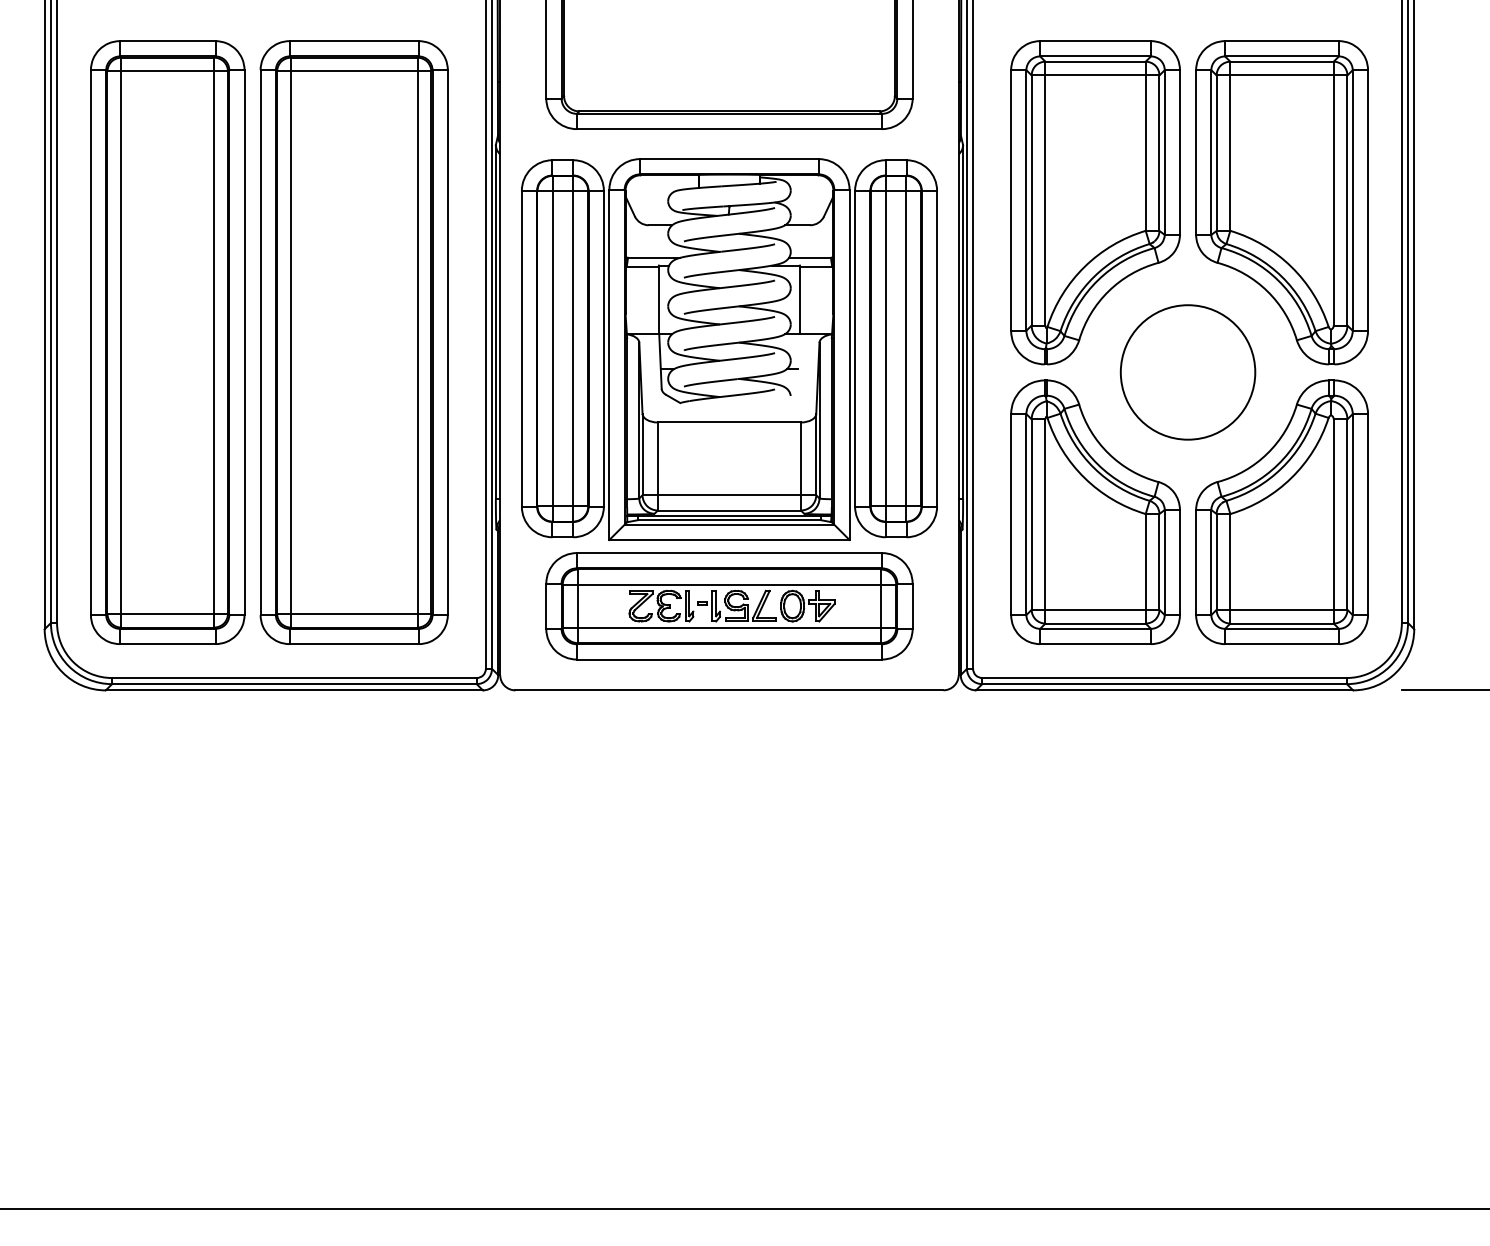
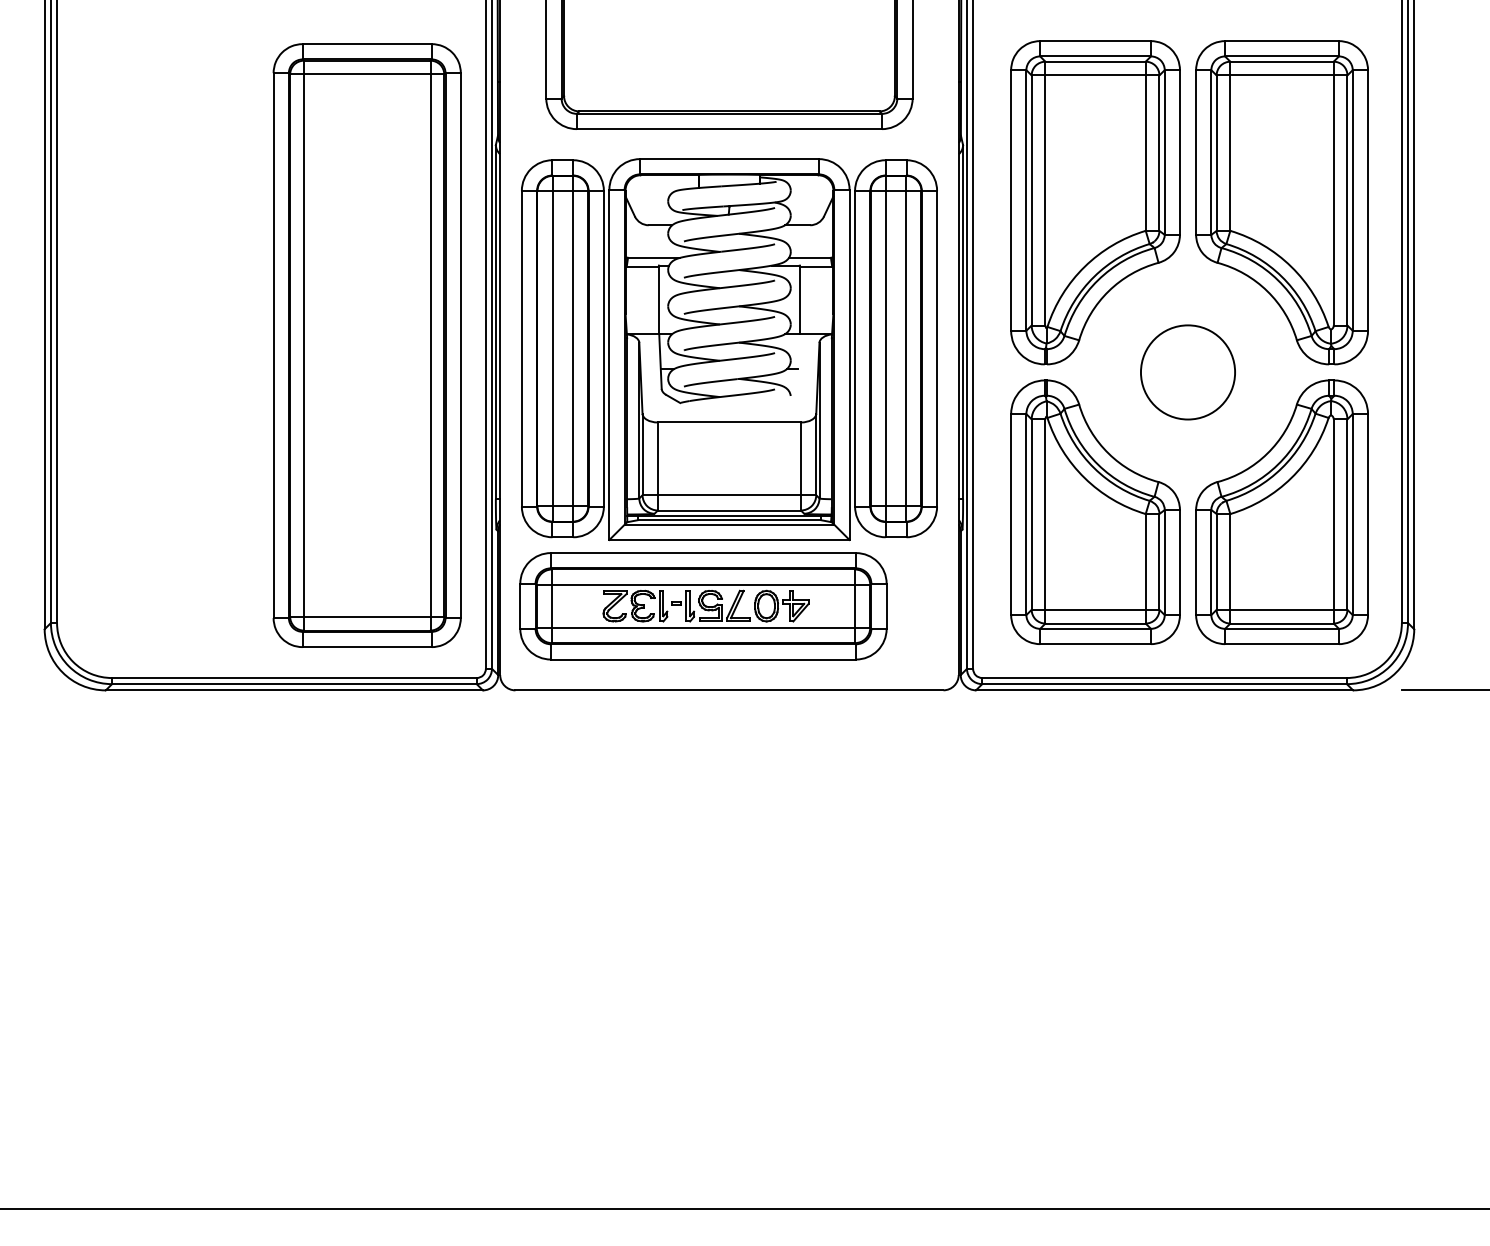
part: present -> none (167, 342)
part position: (353, 342) -> (366, 345) (366, 345)
circle diameter: 134 px -> 94 px (1187, 372)
part position: (729, 606) -> (703, 606) (703, 606)
